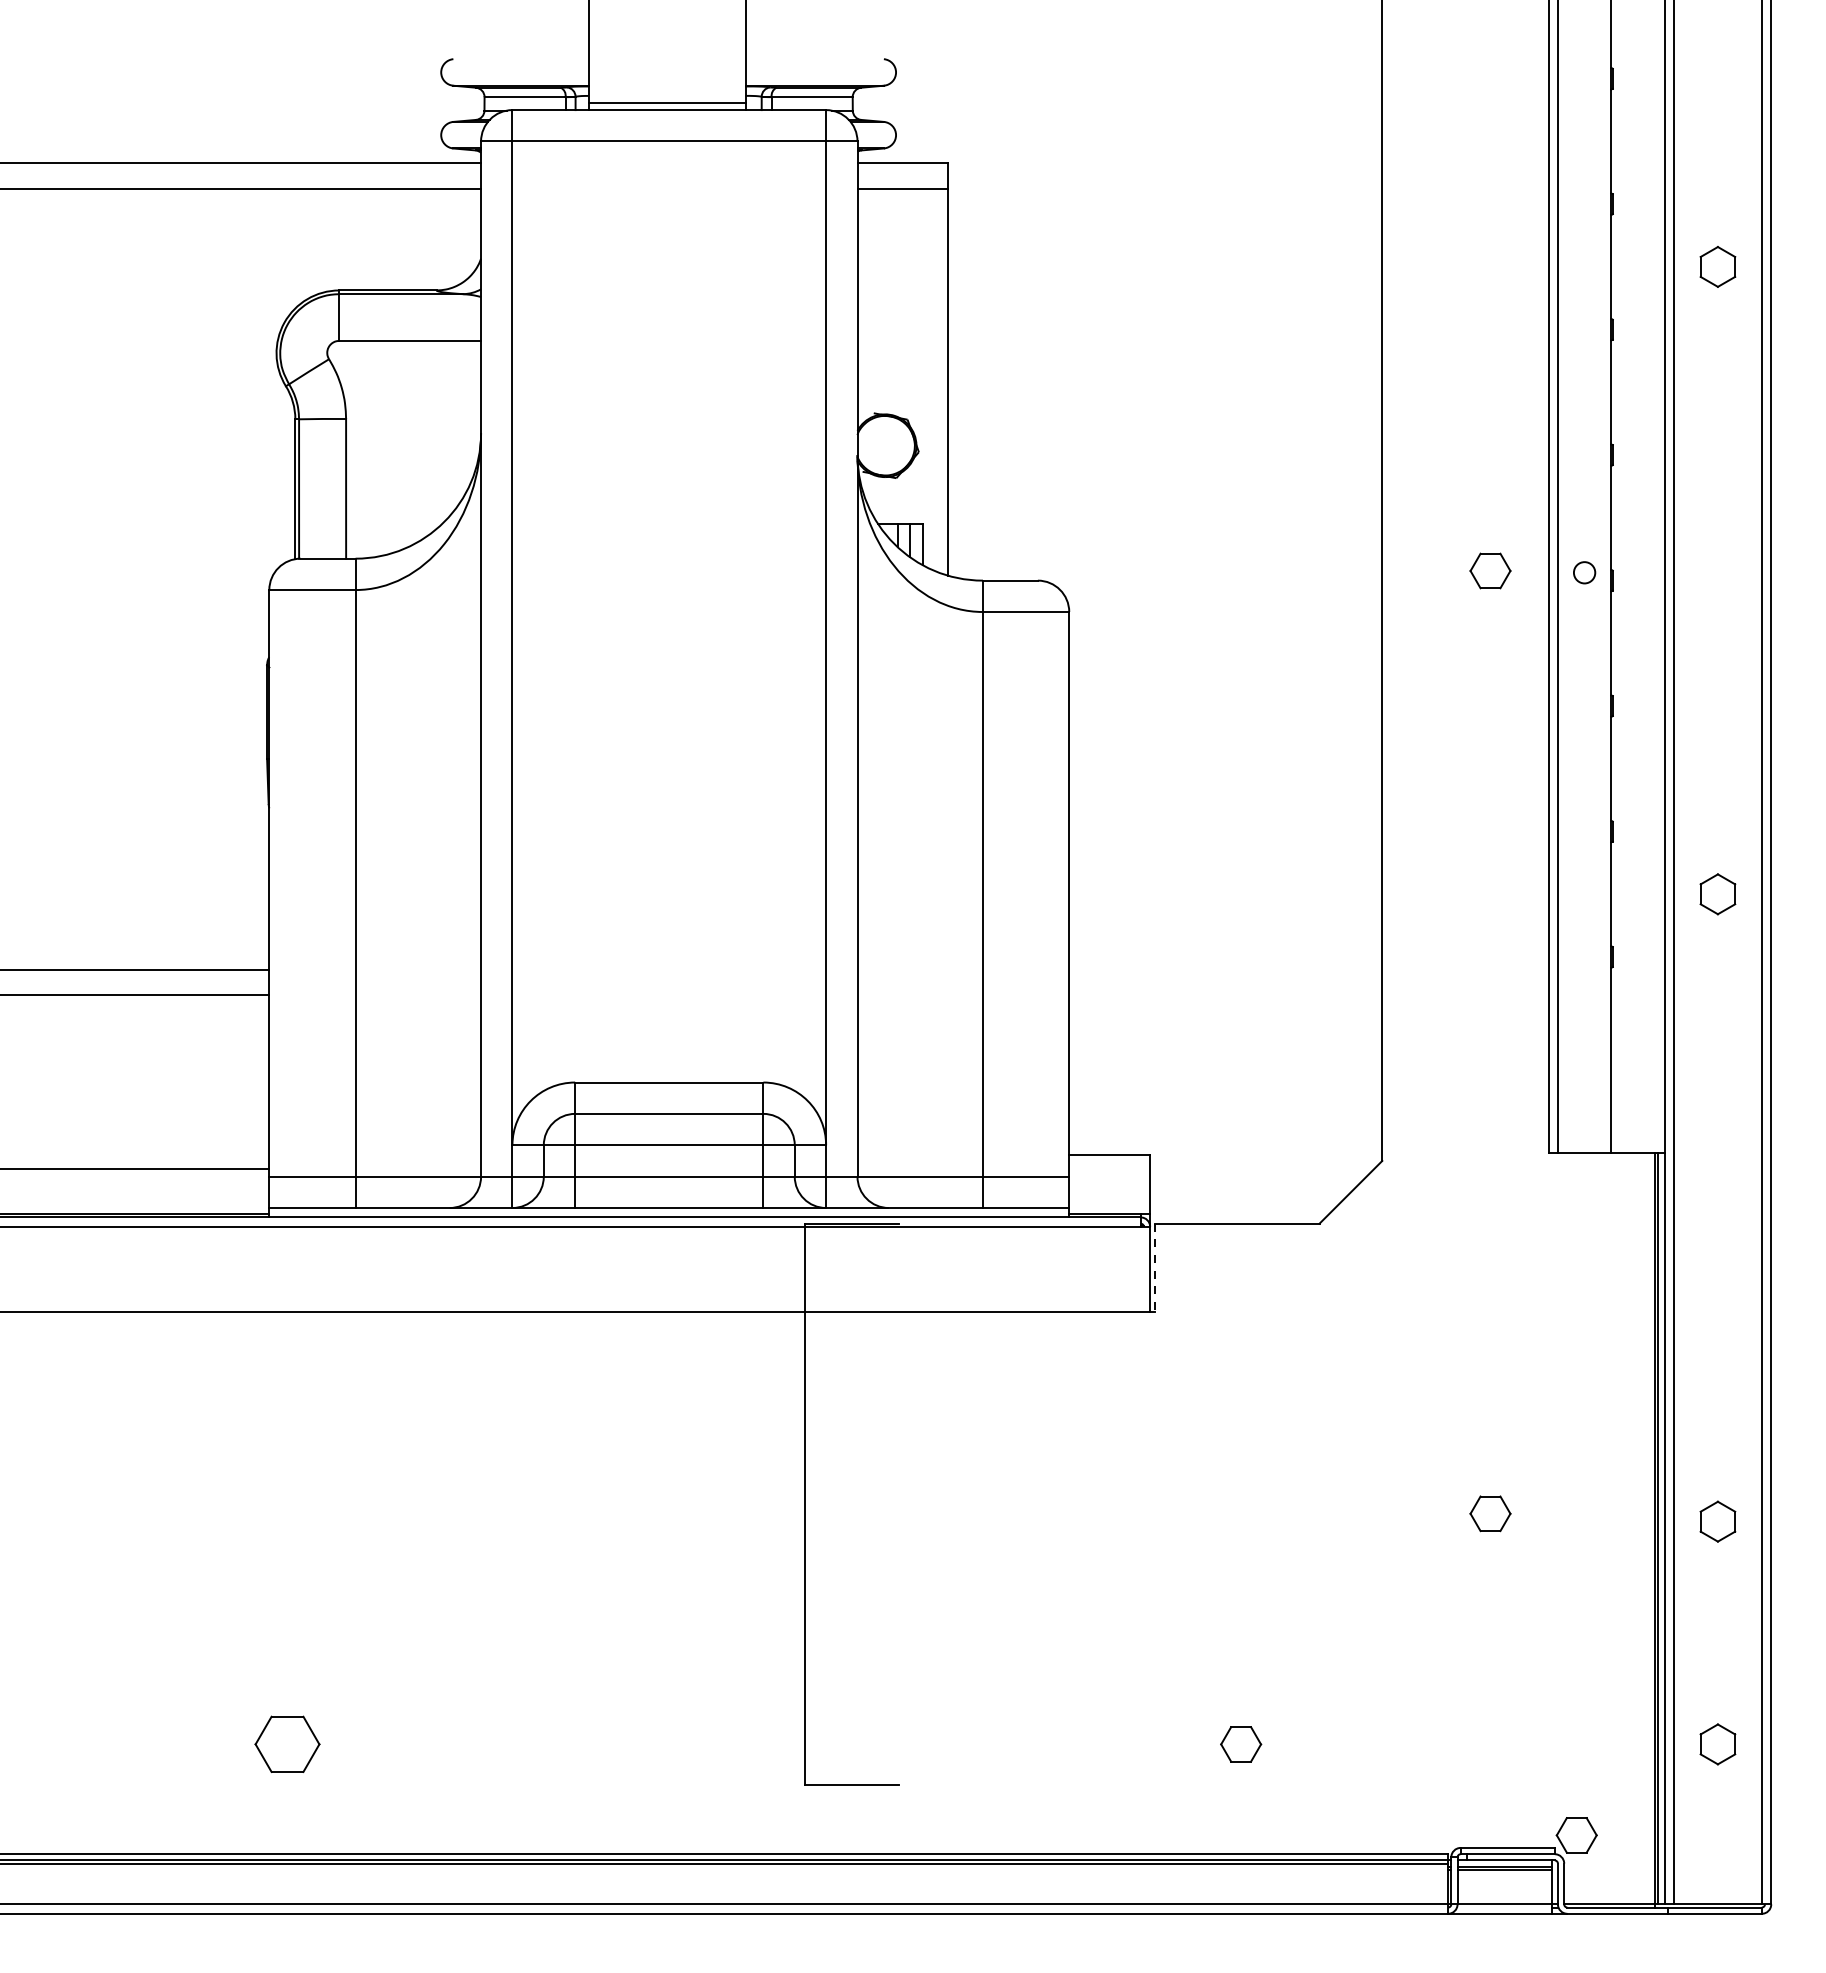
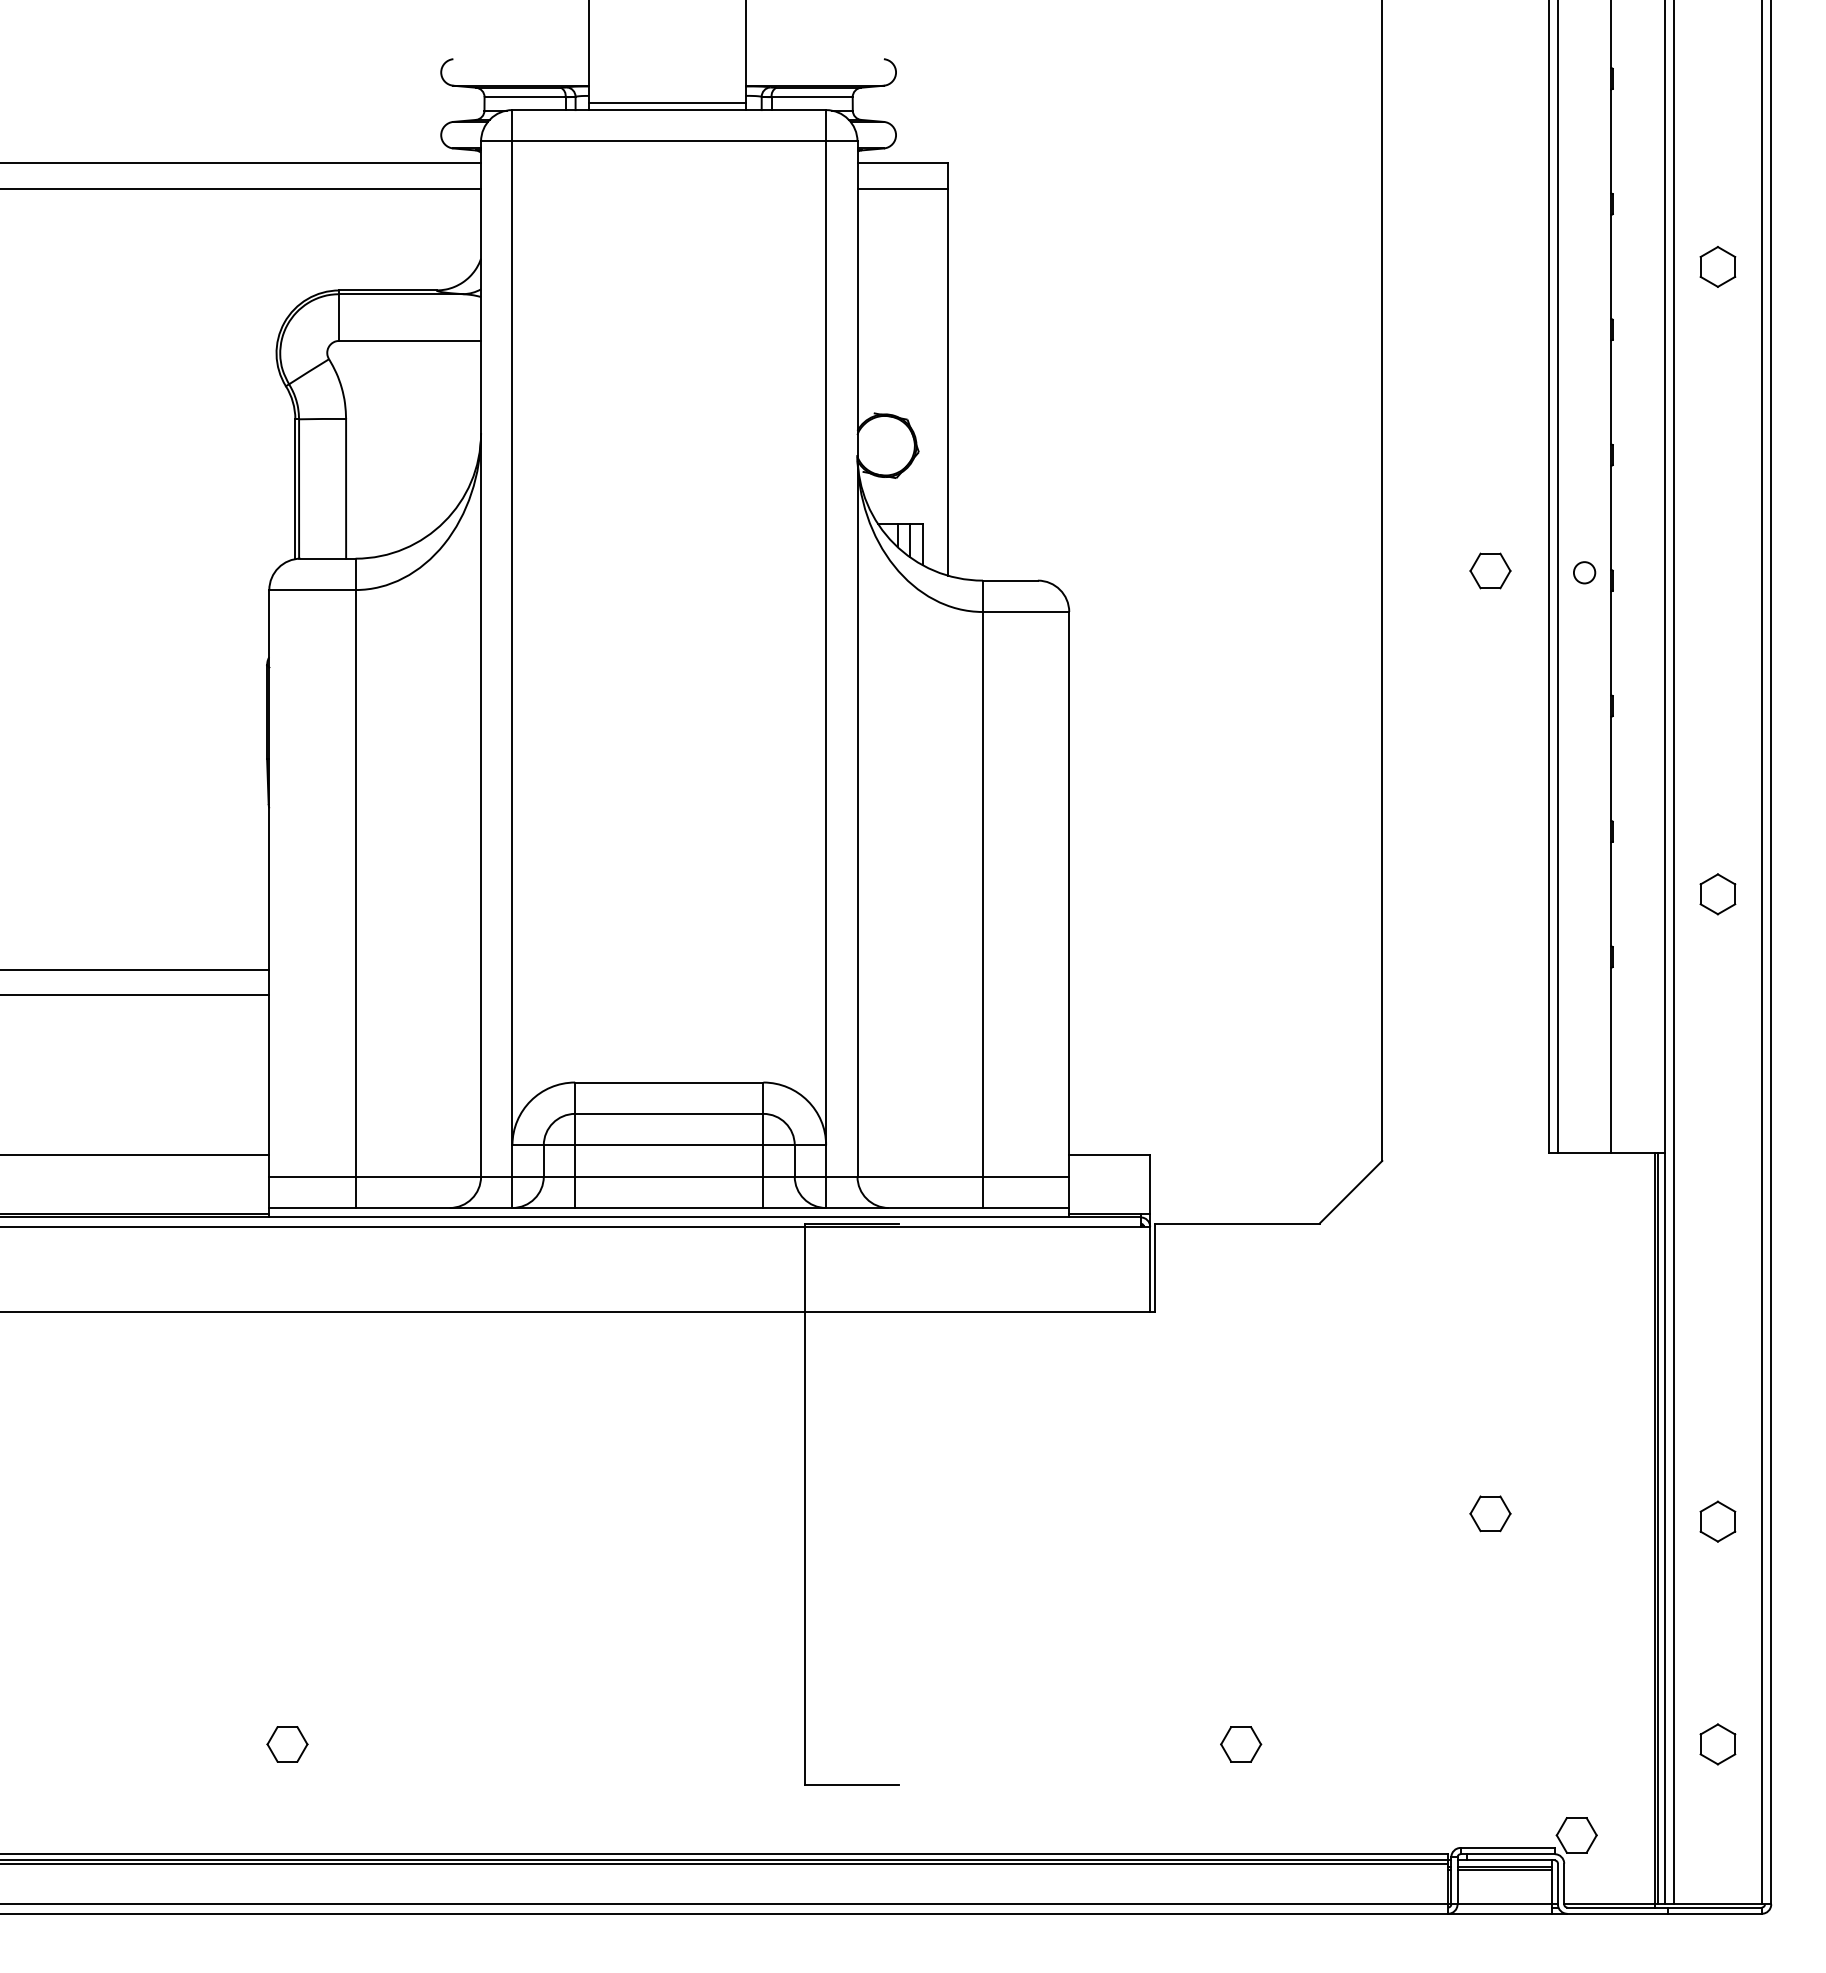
line position: (135, 1168) -> (135, 1154) (135, 1154)
line: dashed -> solid (1154, 1267)
part size: 67x58 px -> 43x37 px (287, 1744)
